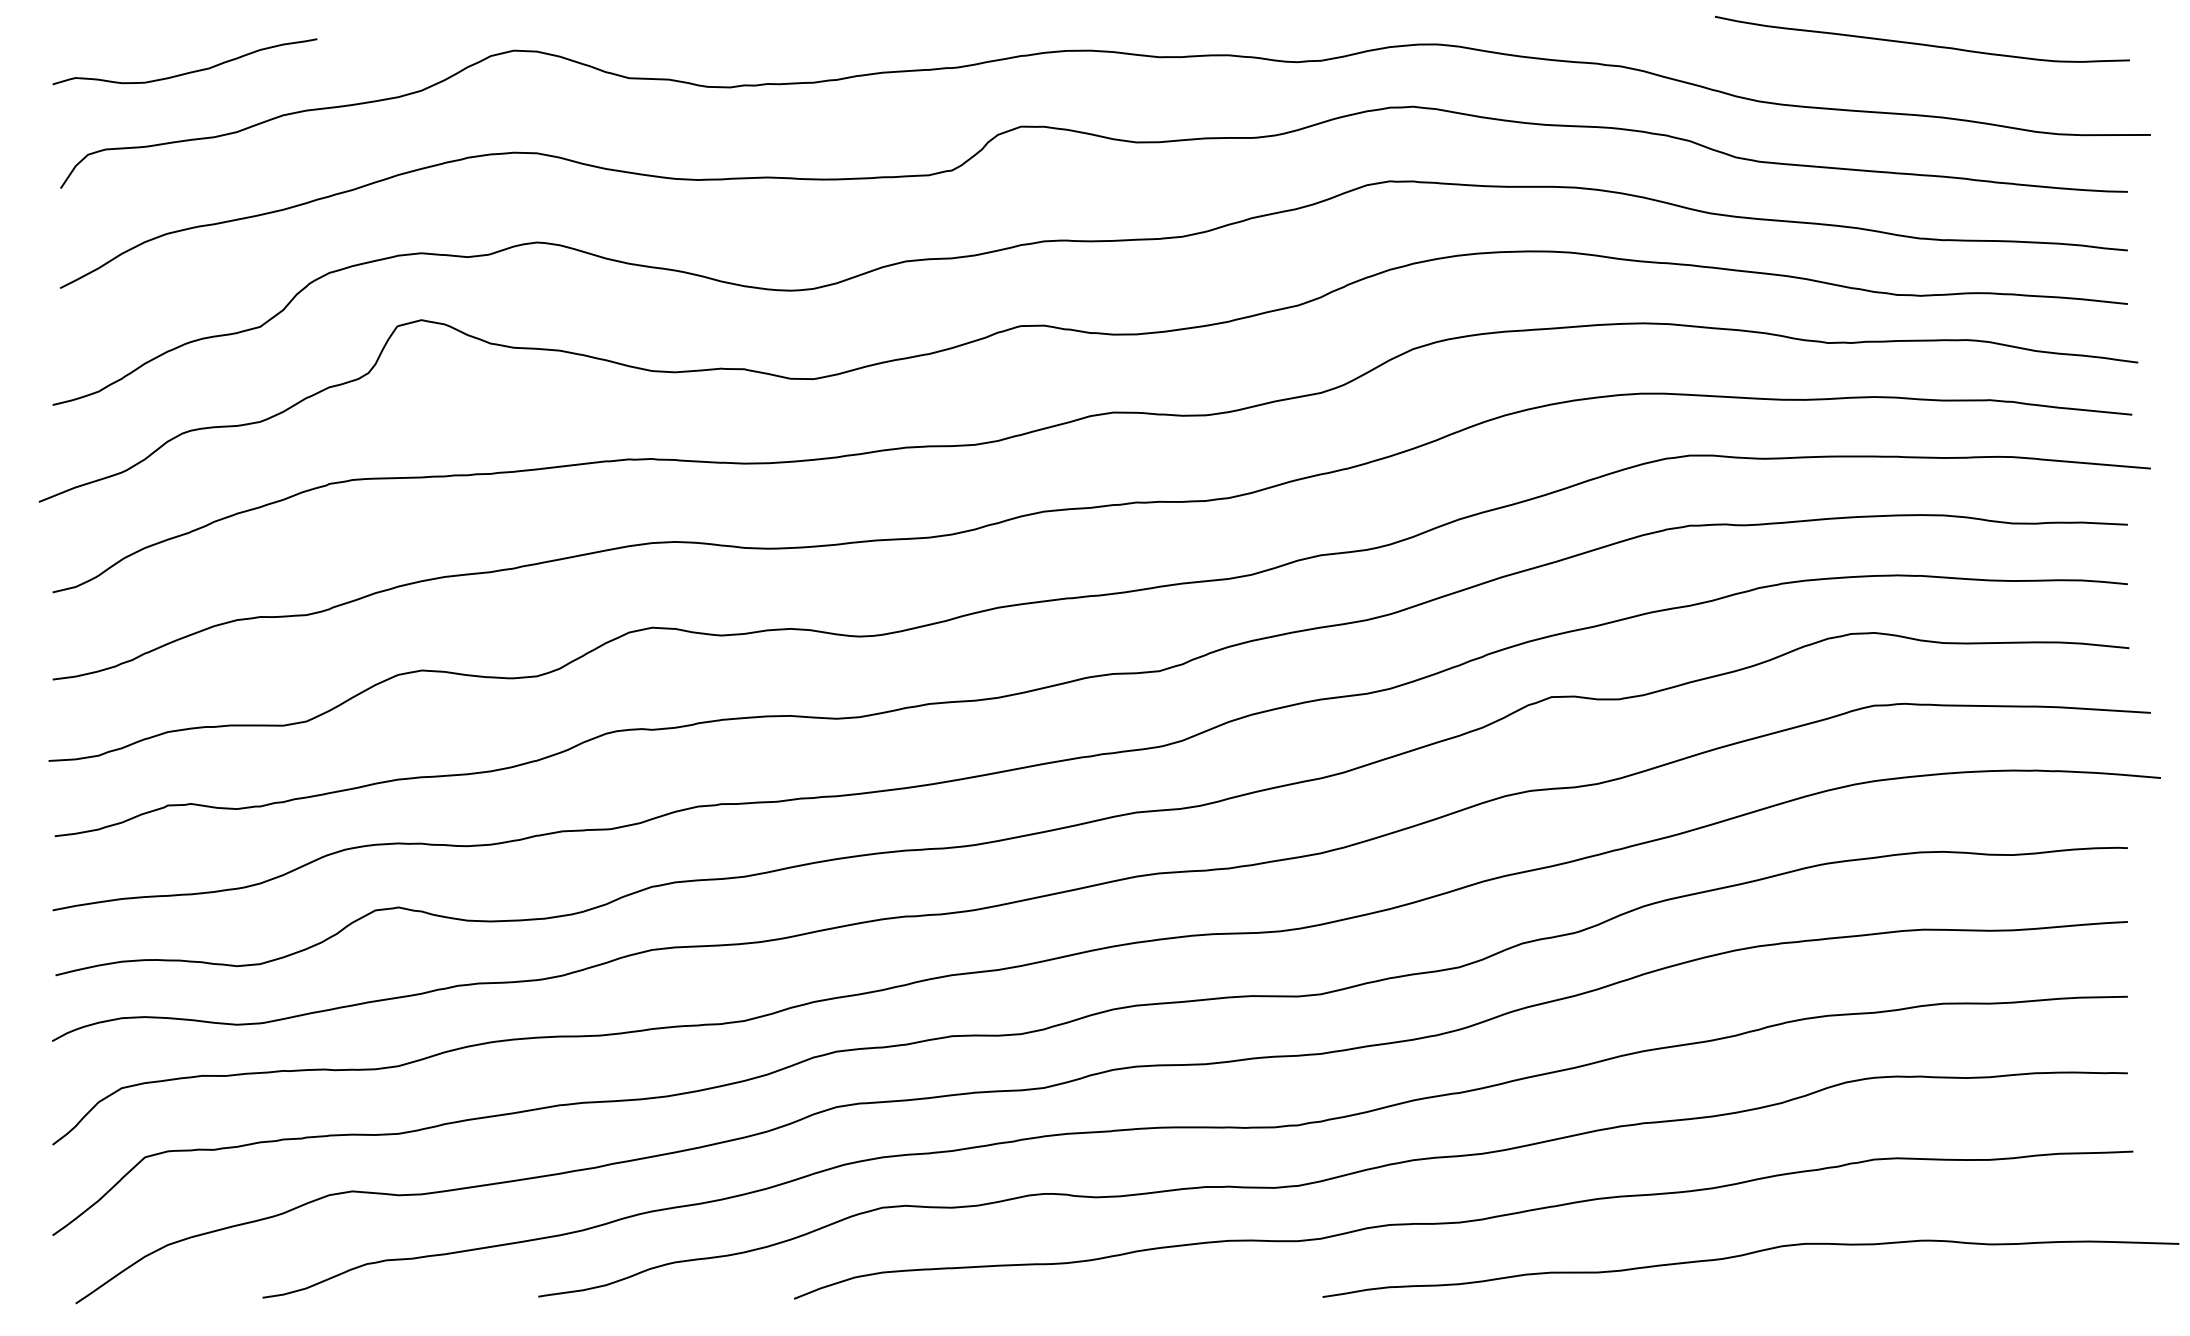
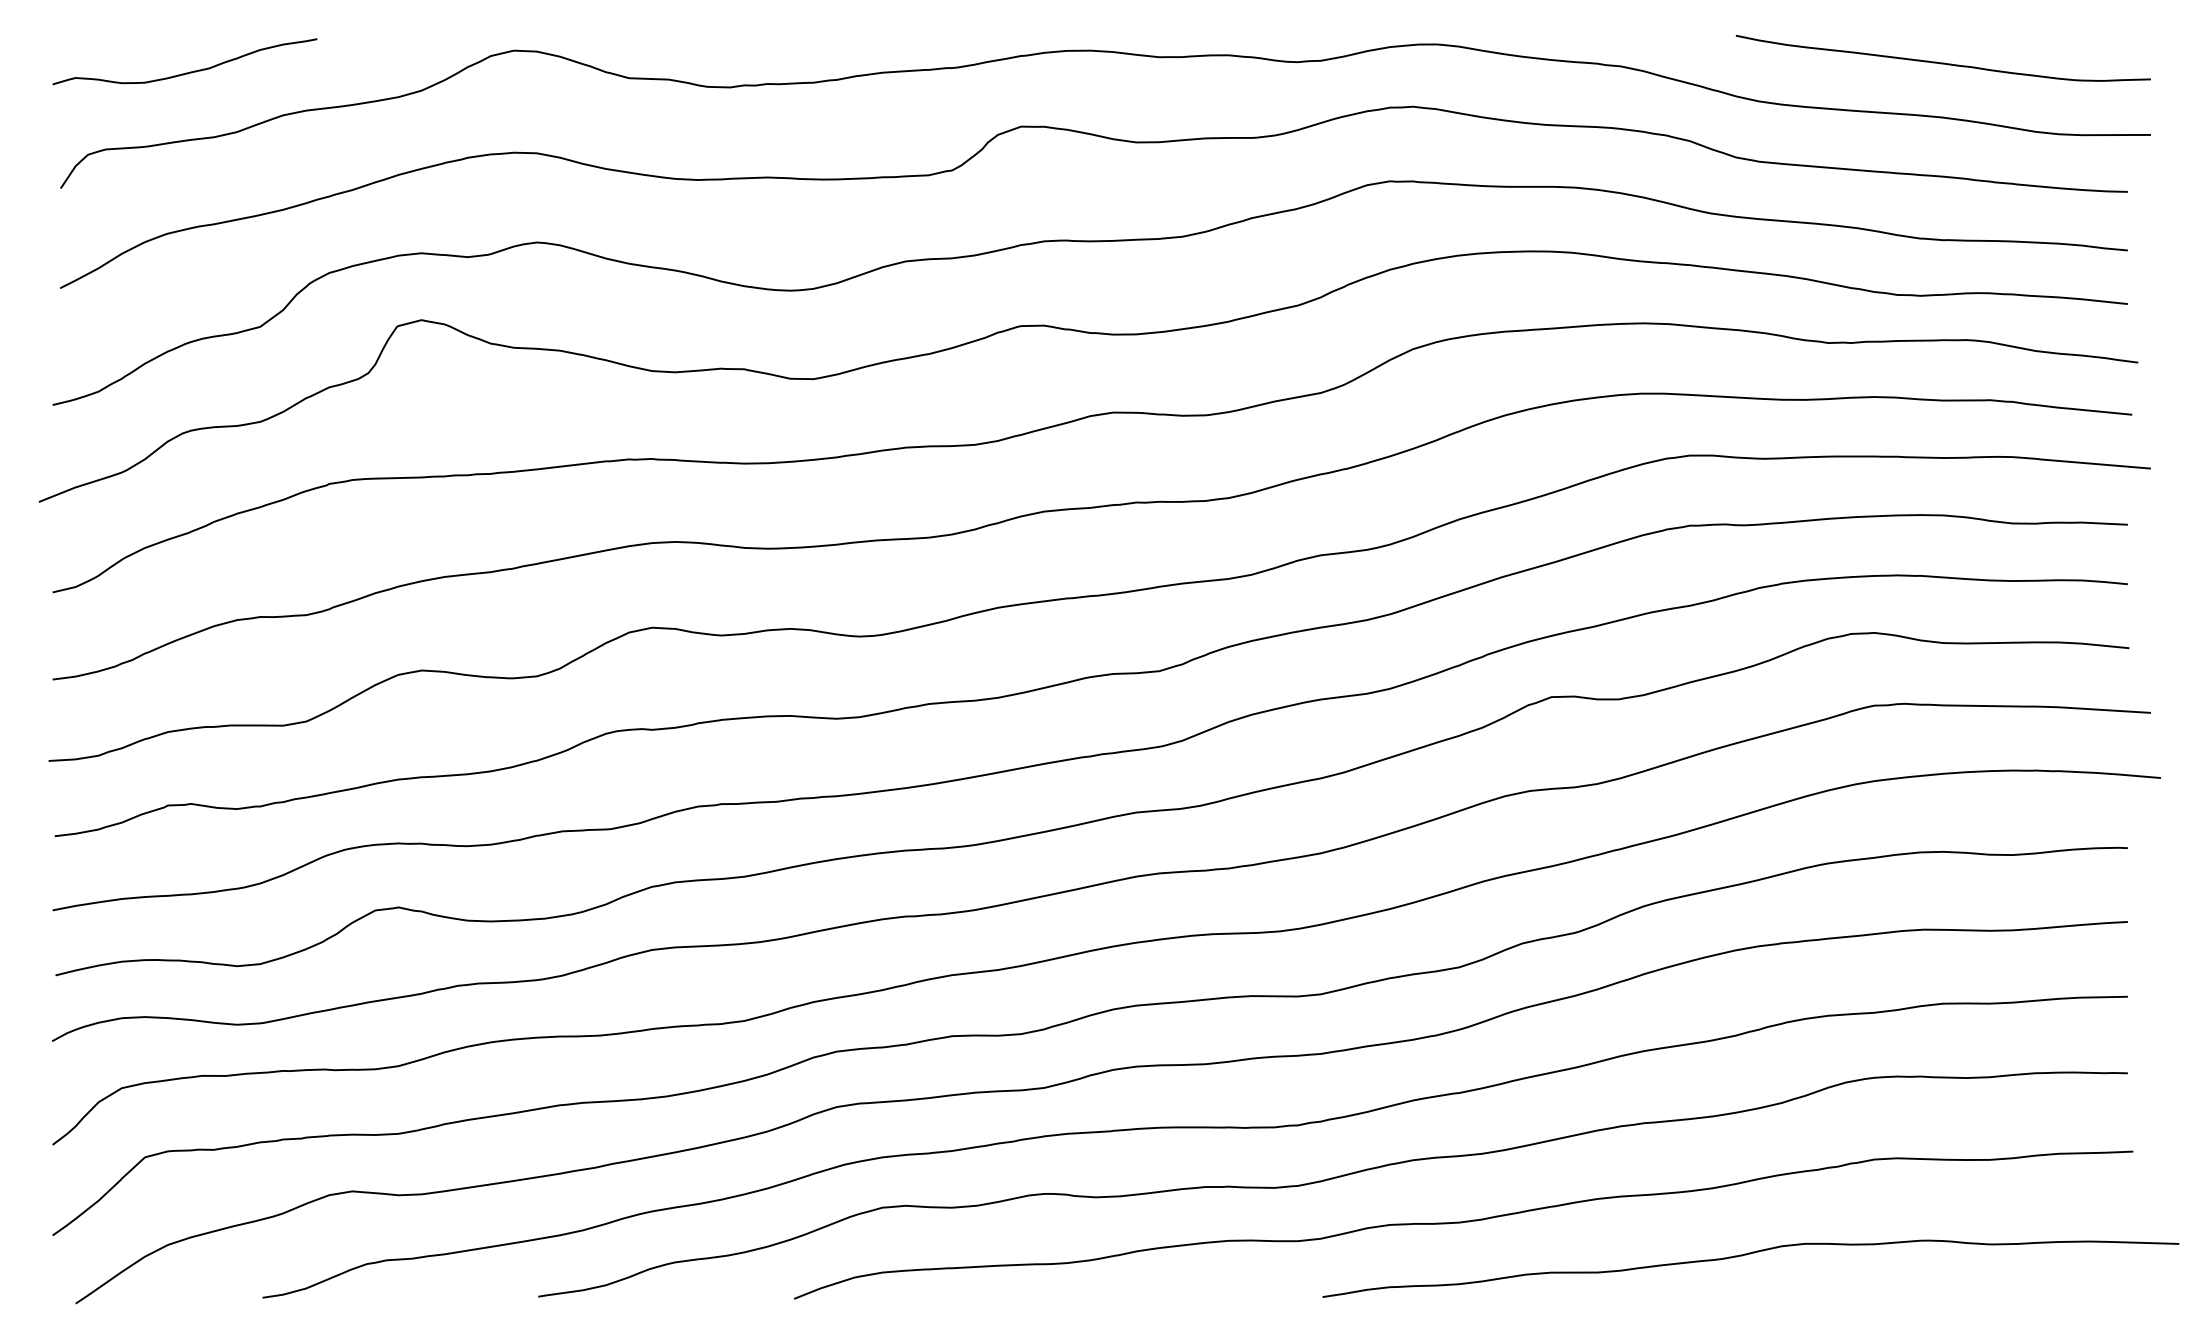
curve position: (1921, 43) -> (1942, 62) (1942, 62)
